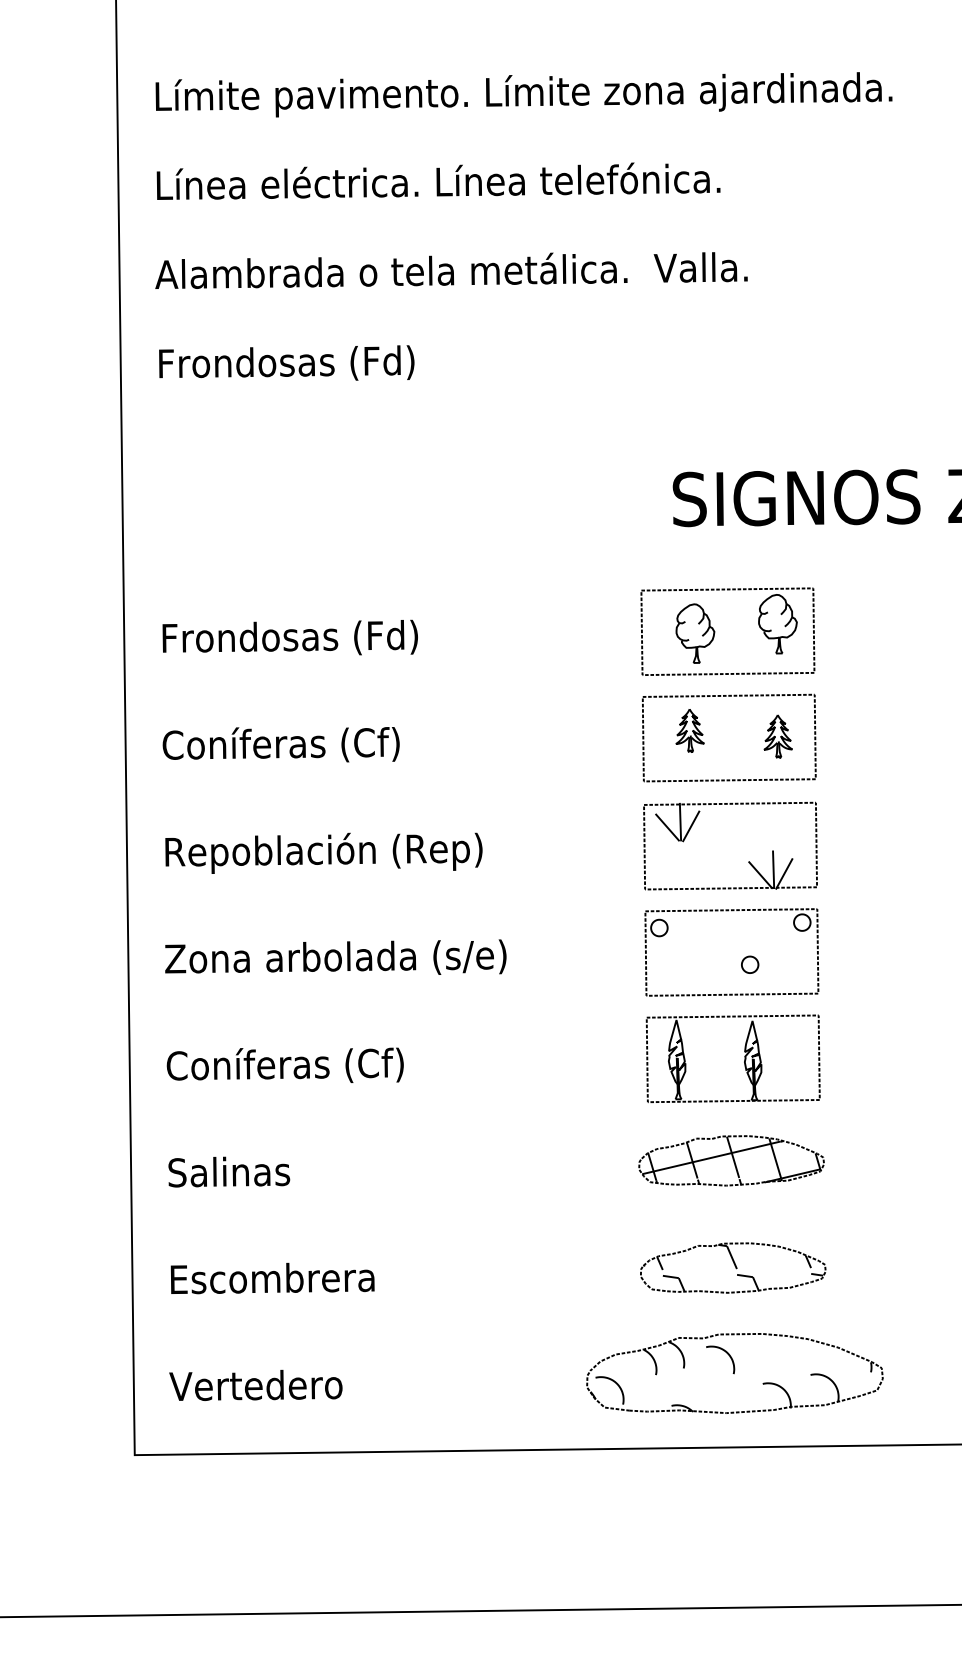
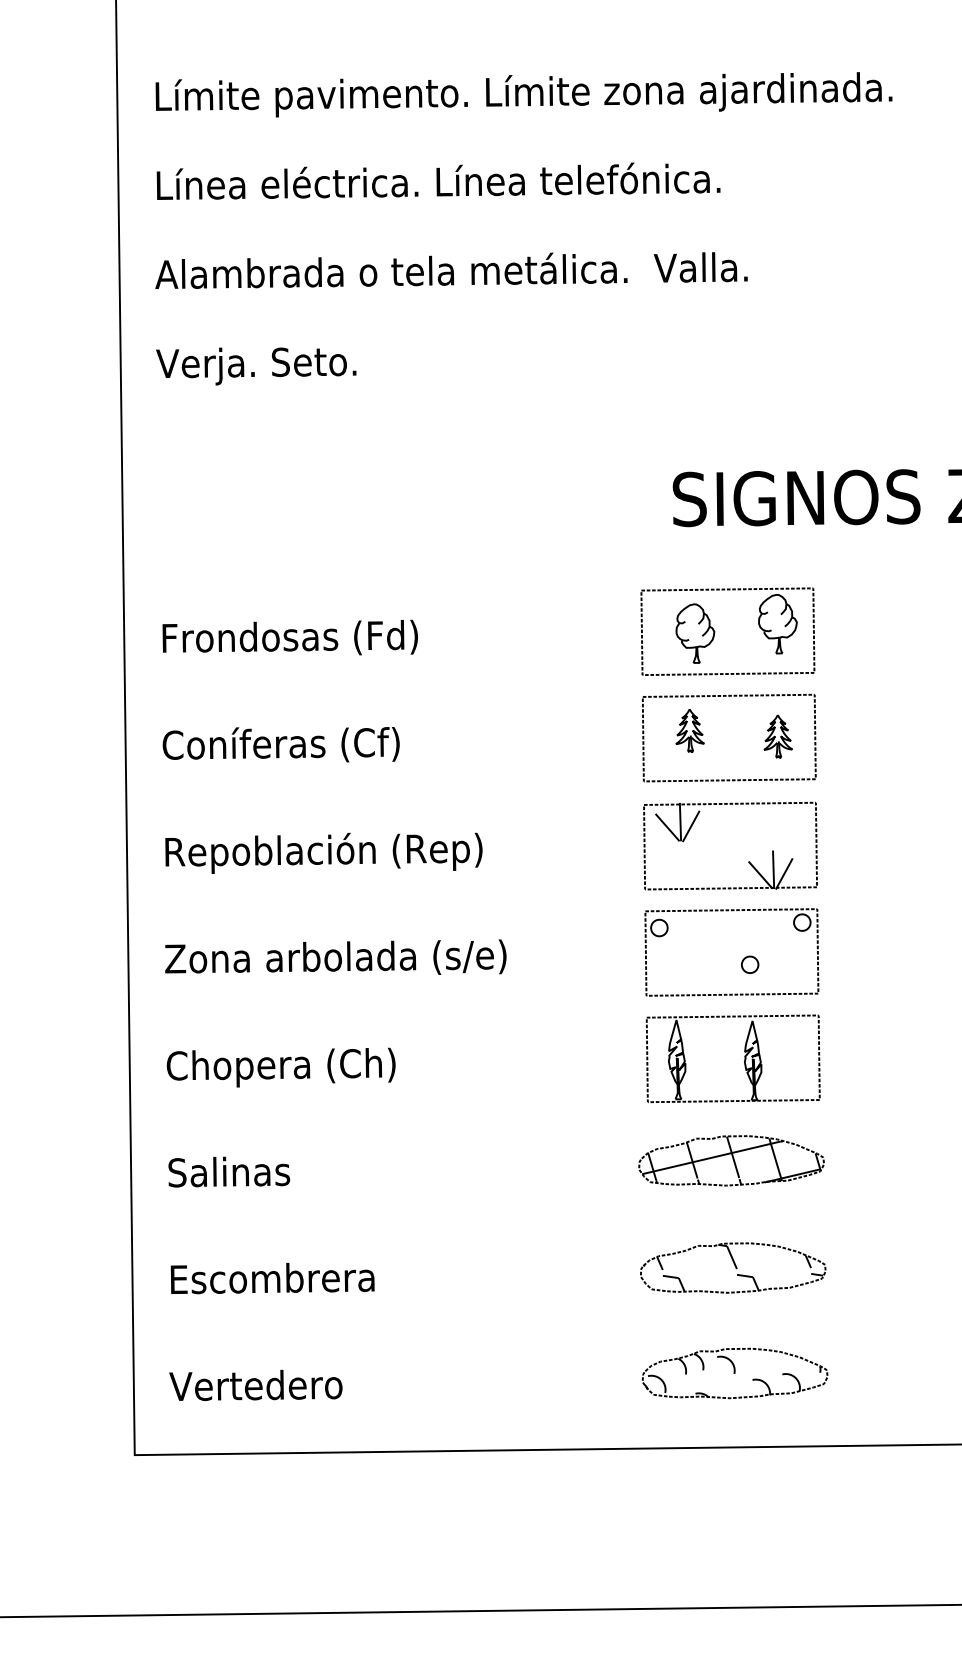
text: Frondosas (Fd) -> Verja. Seto. (285, 365)
text: Coníferas (Cf) -> Chopera (Ch) (297, 1067)
part size: 298x81 px -> 187x53 px (735, 1373)
